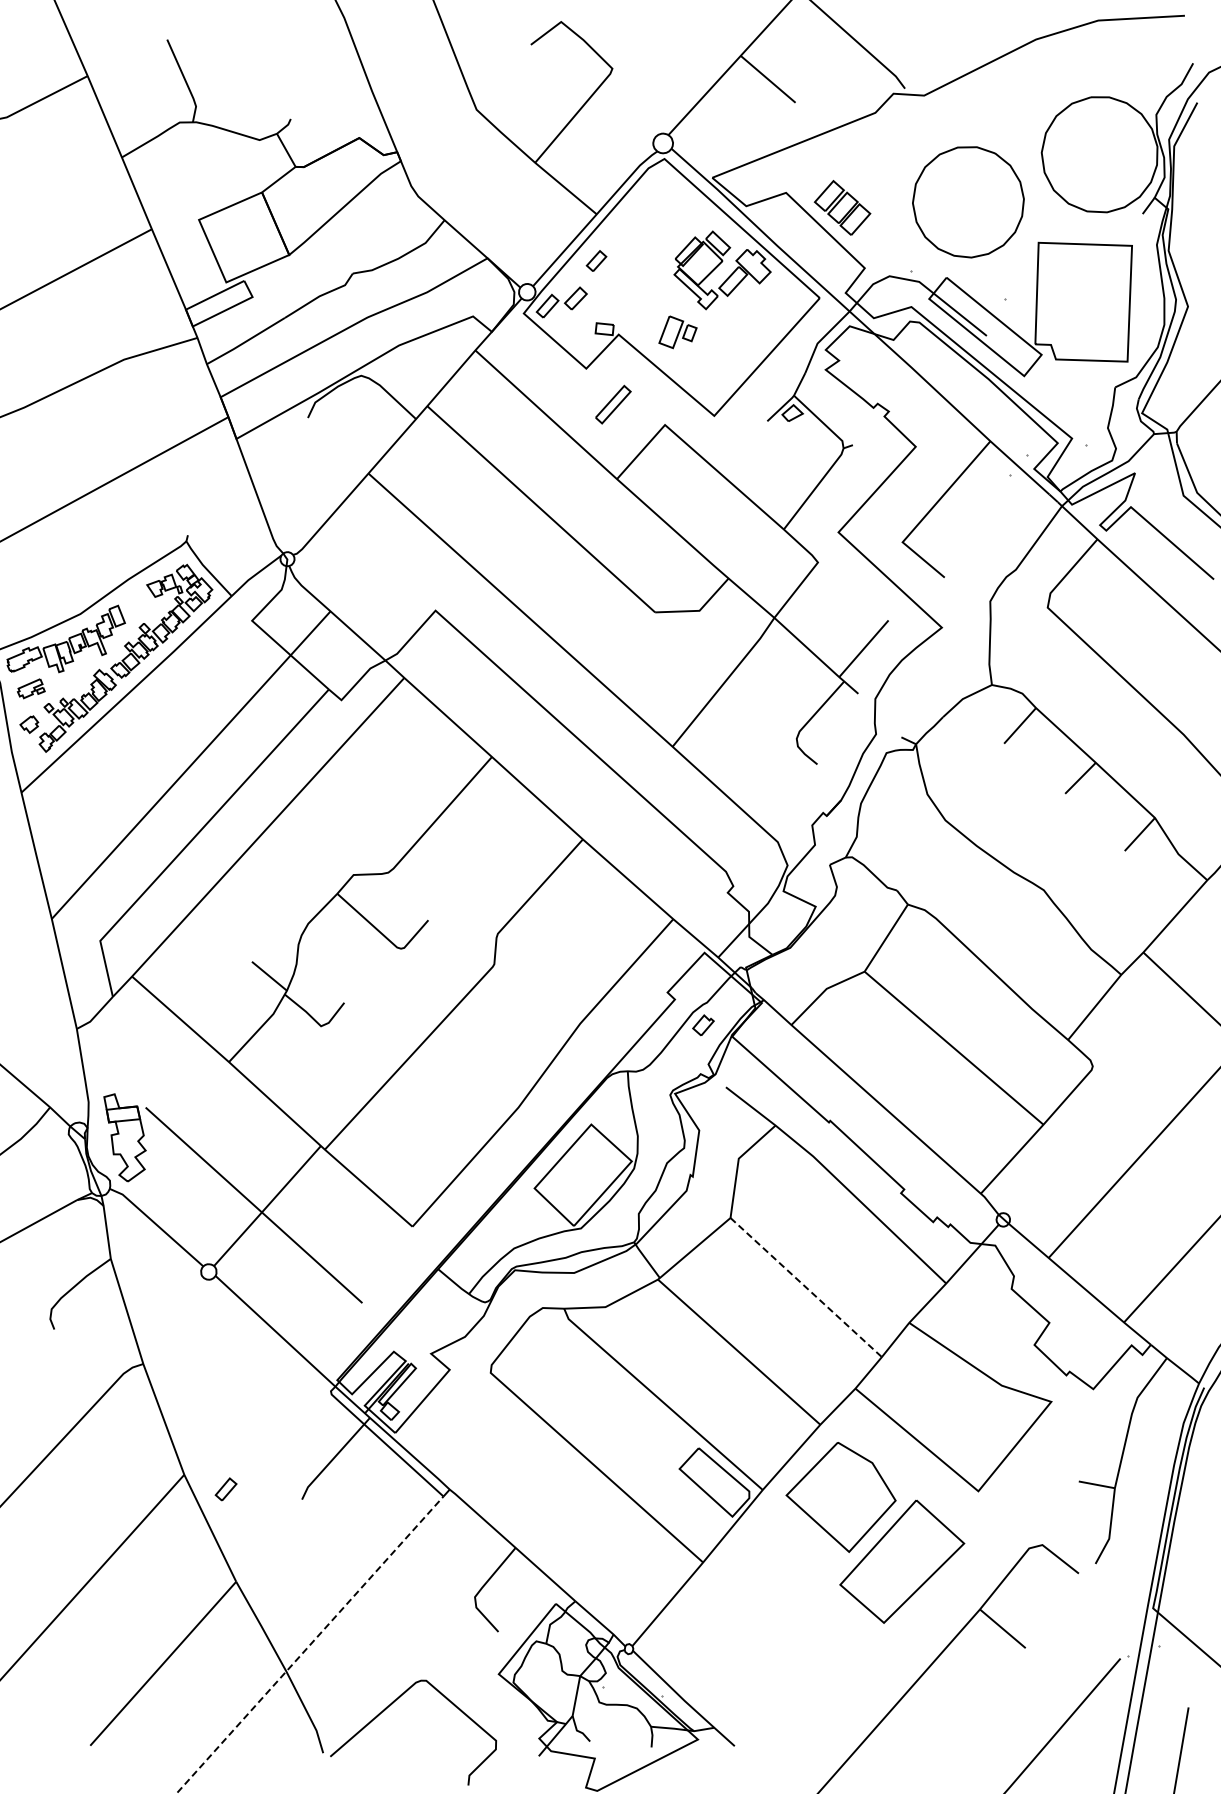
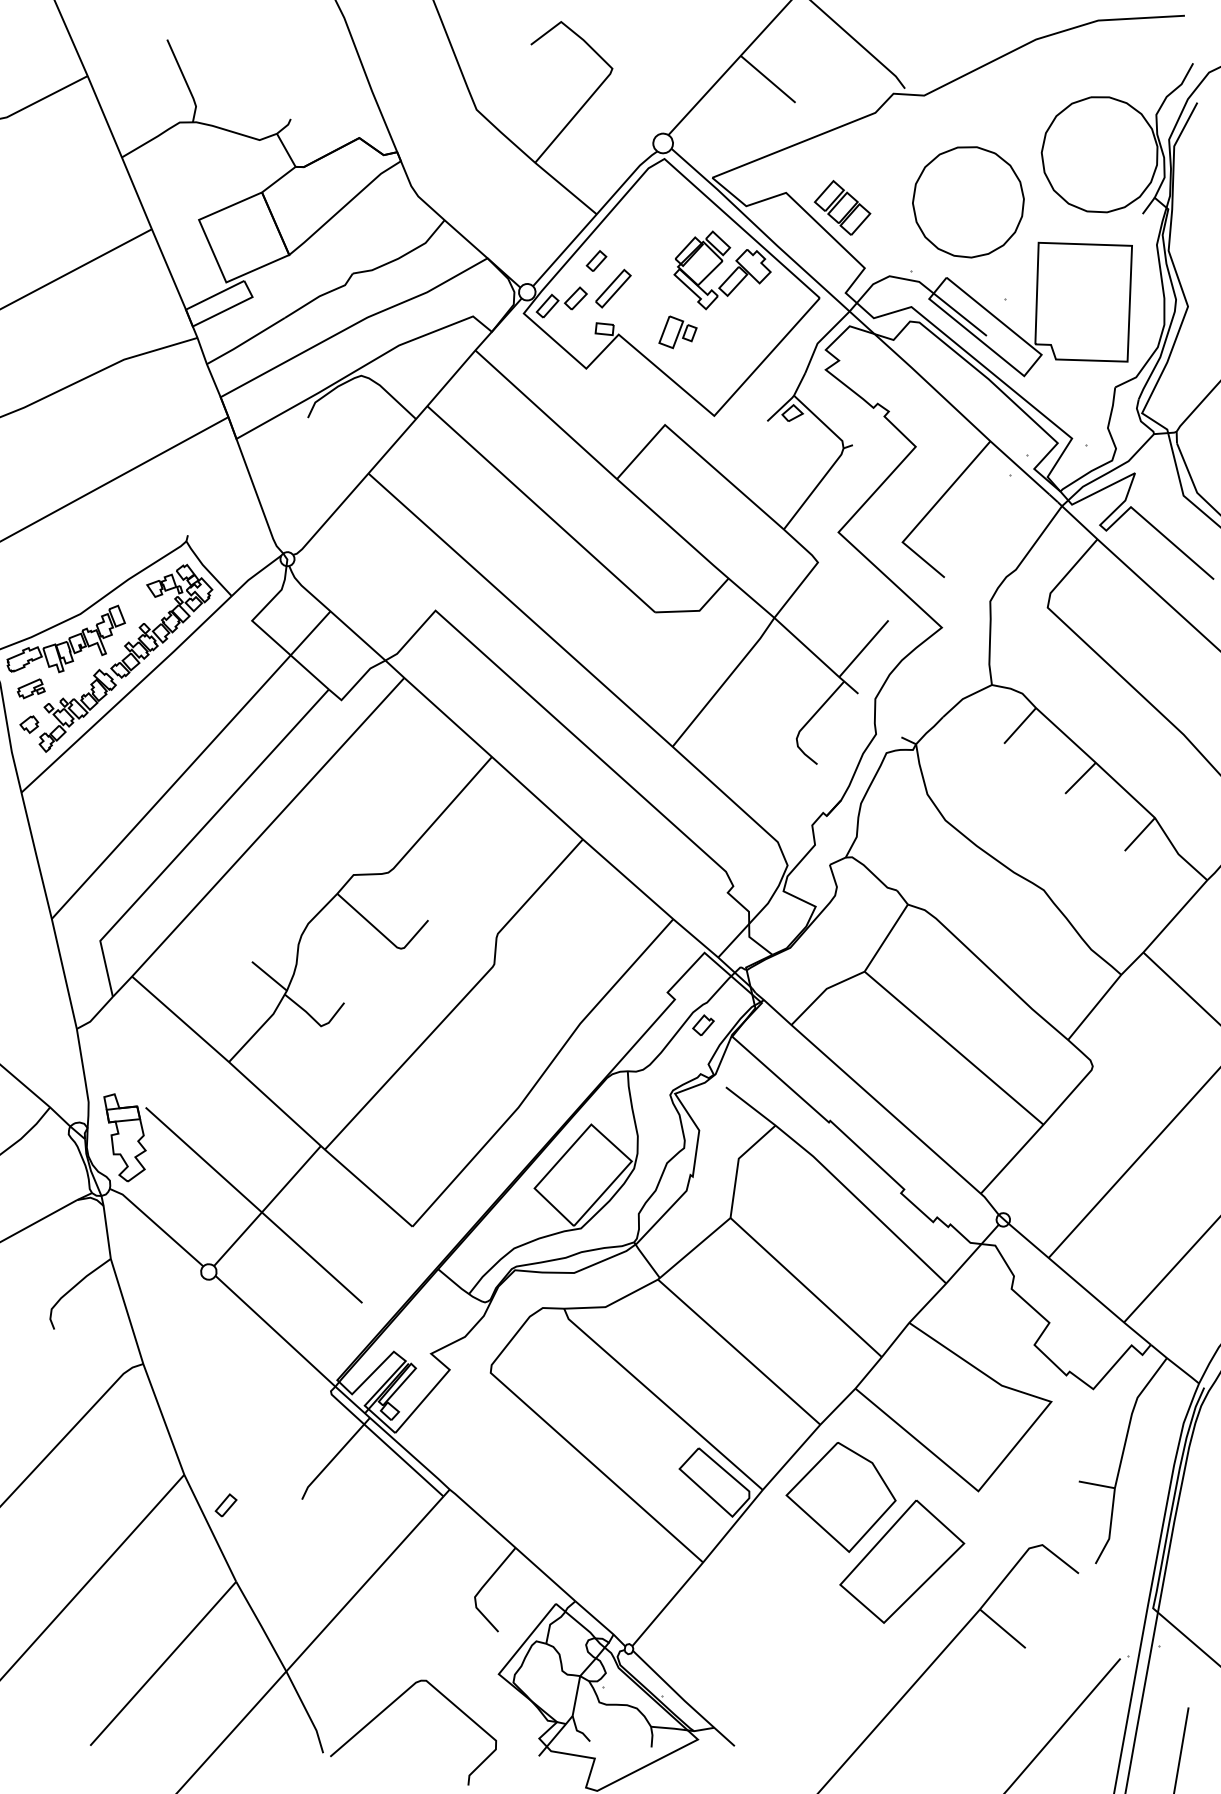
part position: (613, 404) -> (613, 288) (613, 288)
line: dashed -> solid (806, 1287)
part position: (225, 1489) -> (225, 1505) (225, 1505)
line: dashed -> solid (310, 1644)
